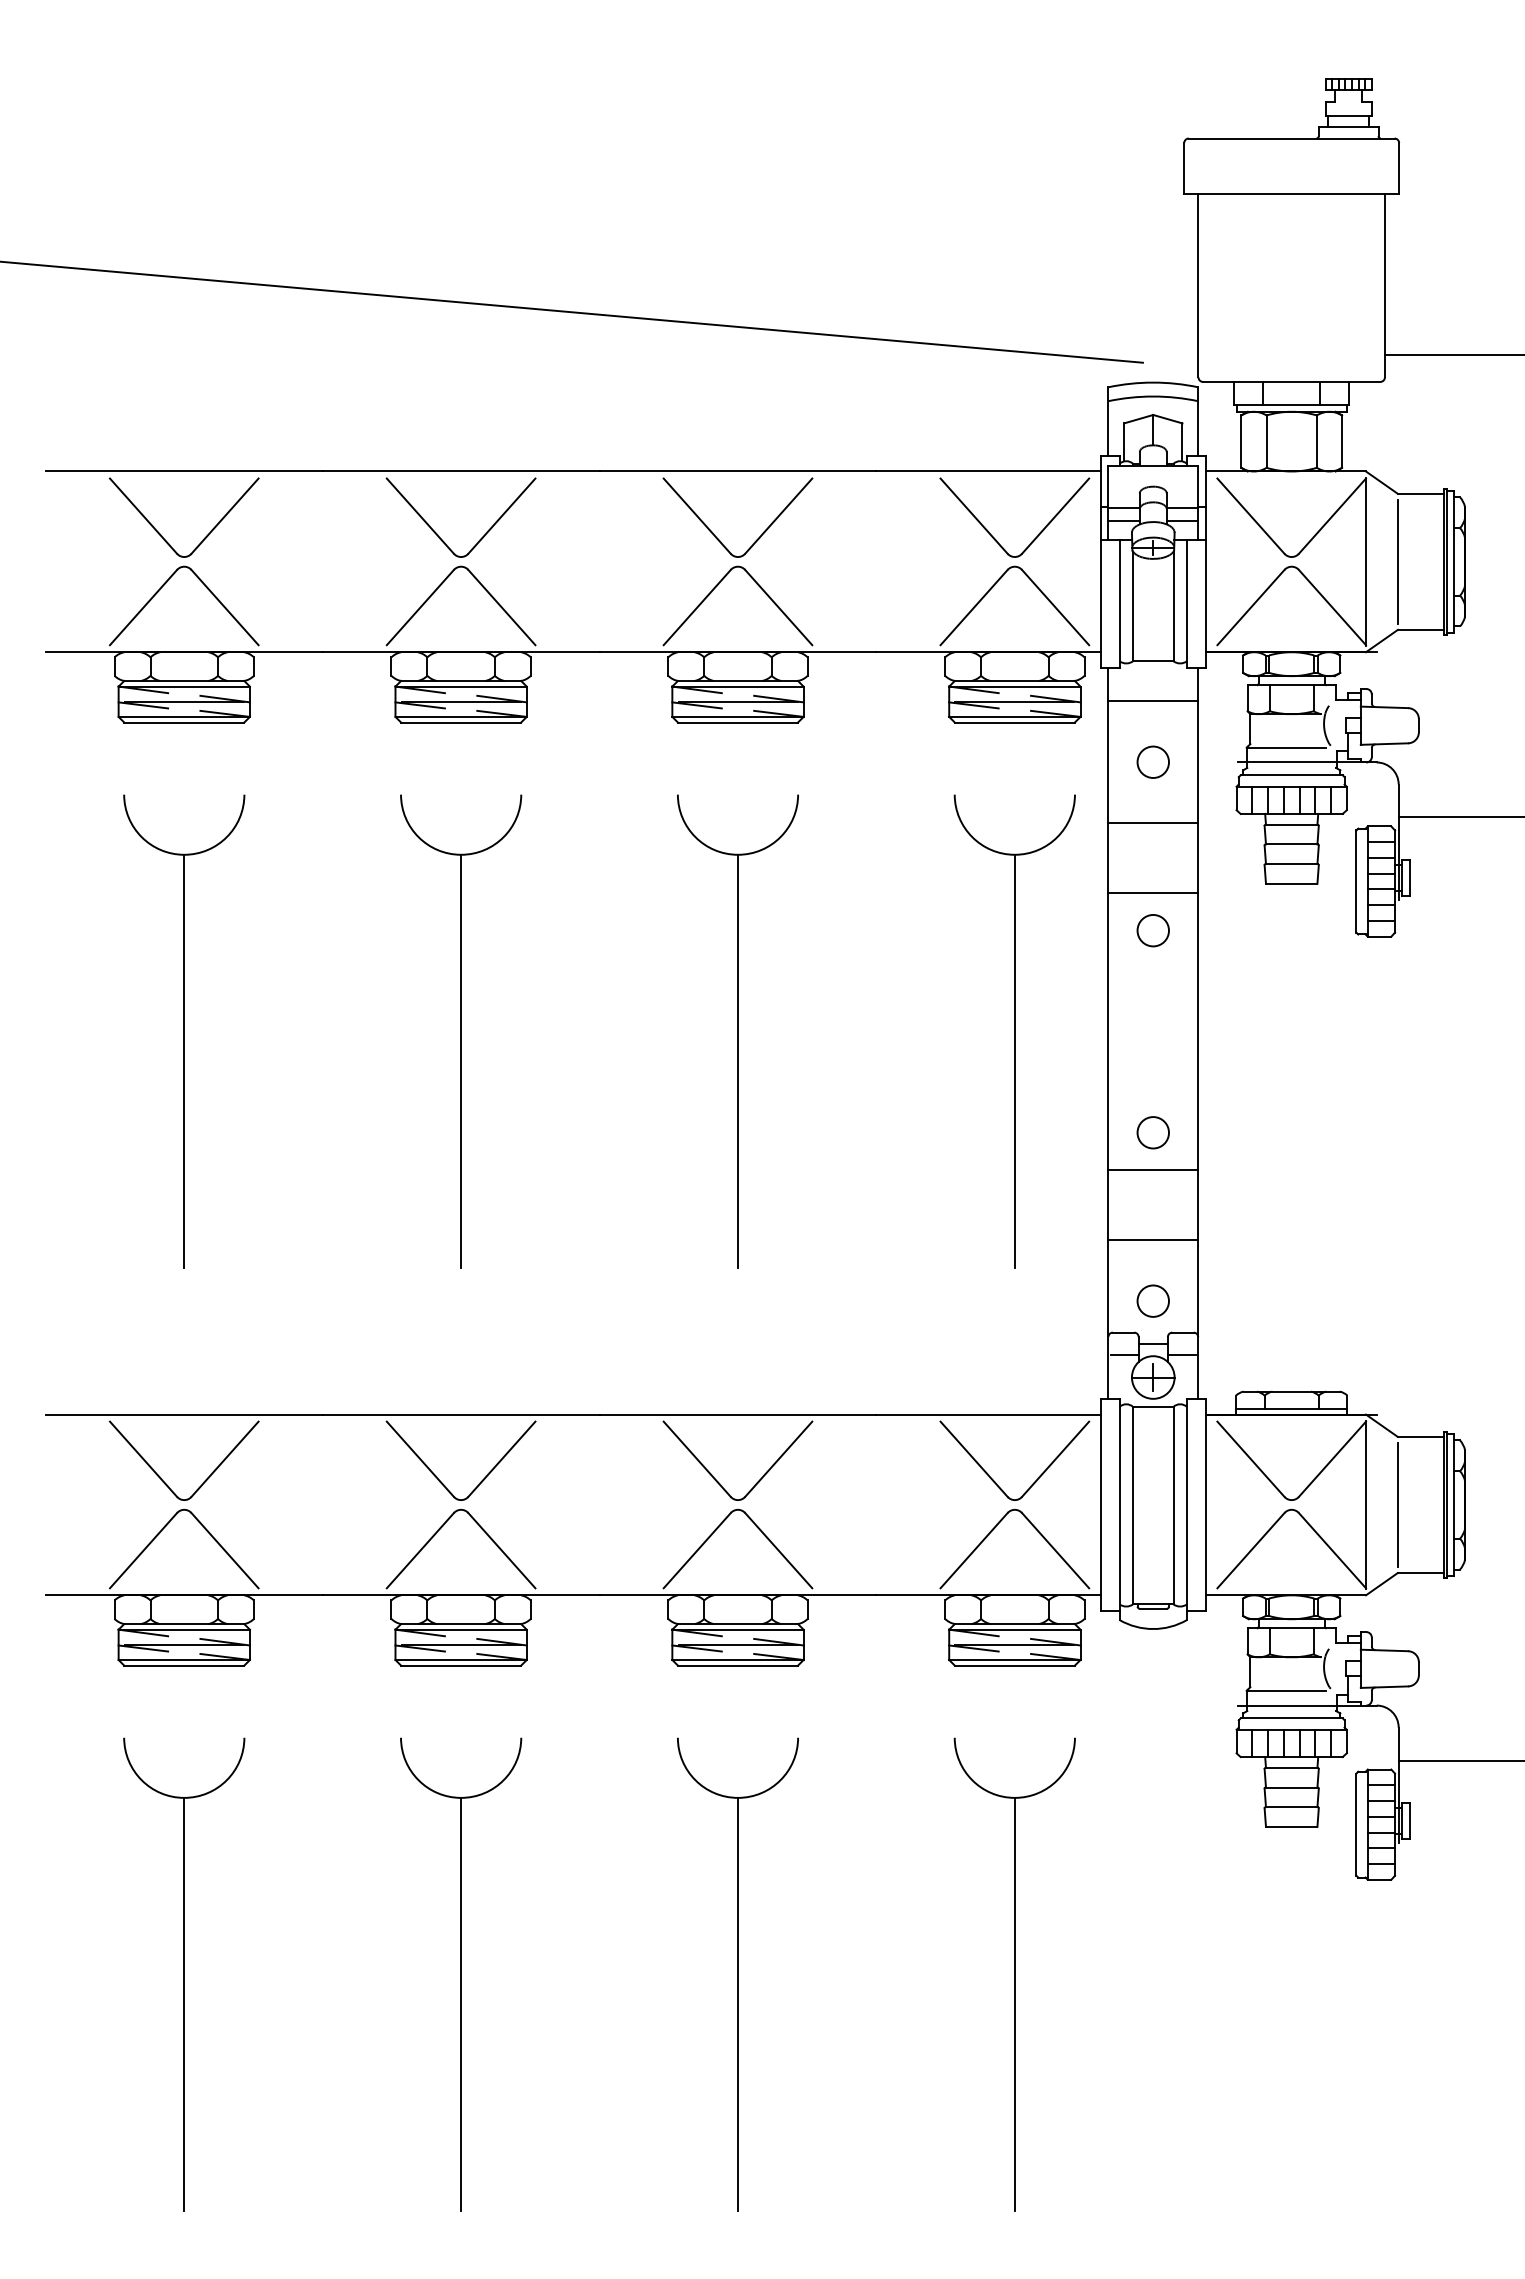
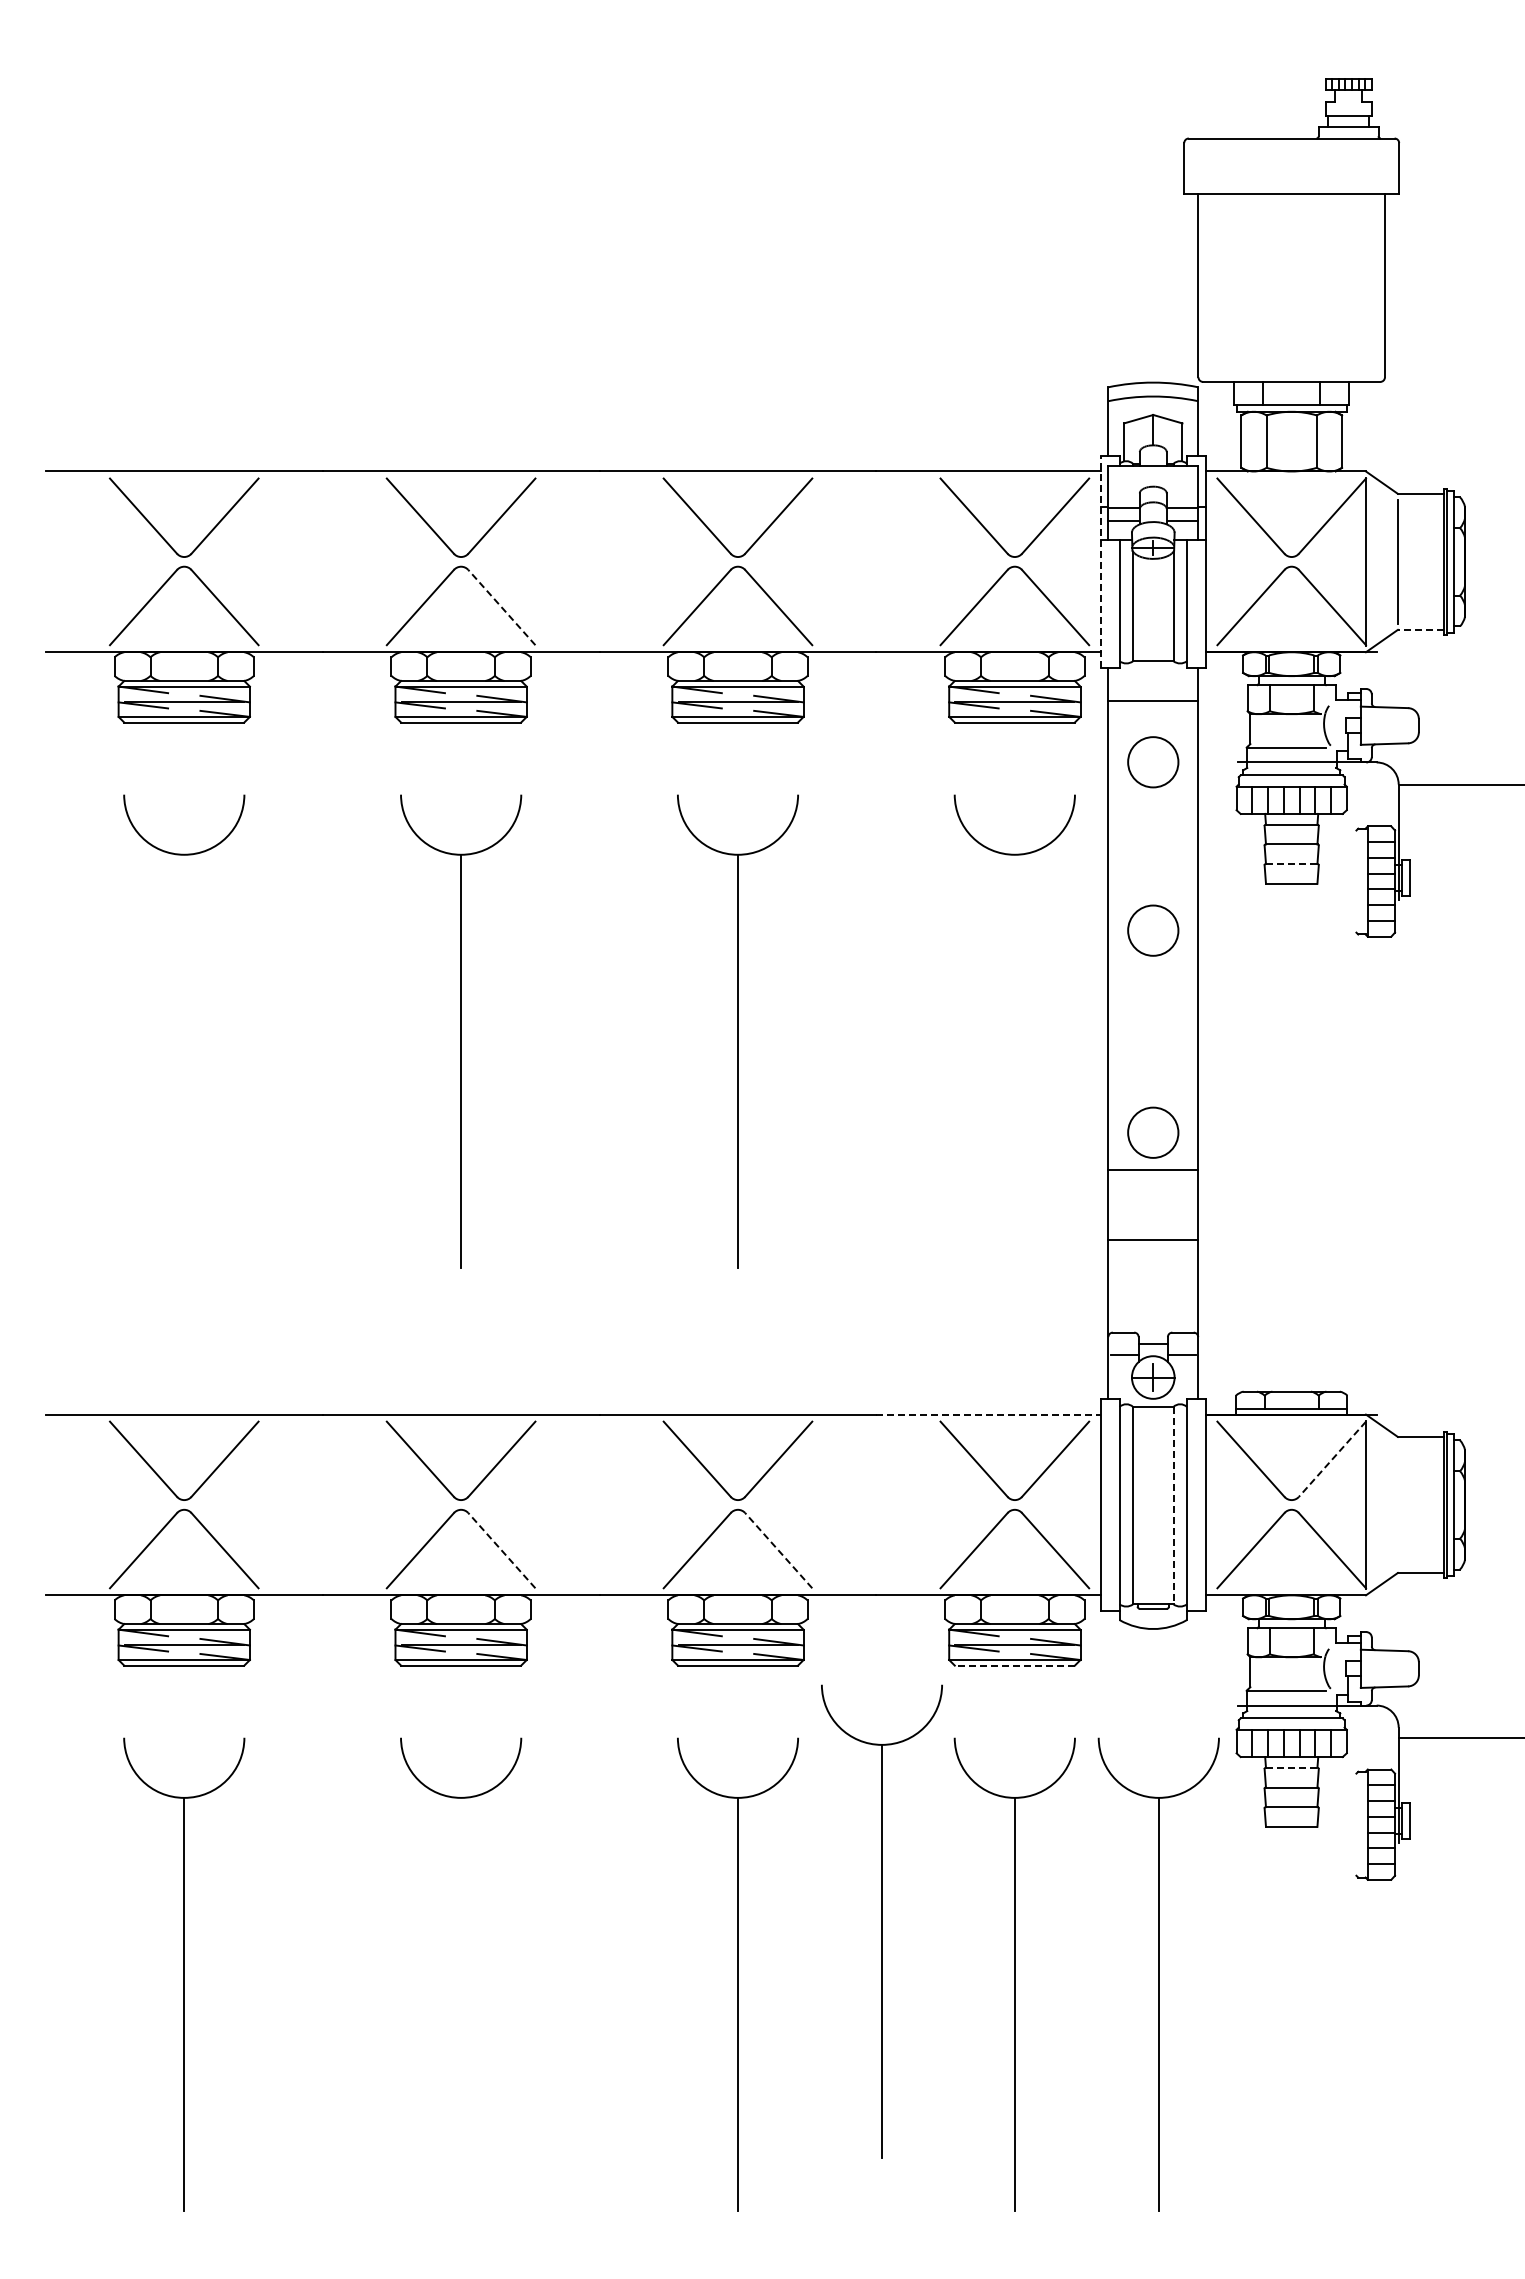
line: present -> none (572, 311)
line: present -> none (1452, 355)
line: solid -> dashed (1100, 561)
line: solid -> dashed (501, 607)
line: solid -> dashed (1420, 629)
circle diameter: 31 px -> 50 px (1153, 762)
line position: (1459, 817) -> (1459, 785) (1459, 785)
line: present -> none (1153, 823)
line: solid -> dashed (1292, 864)
line: present -> none (1356, 881)
line: present -> none (1153, 893)
circle diameter: 31 px -> 50 px (1153, 930)
line: present -> none (184, 1060)
line: present -> none (1014, 1060)
circle diameter: 31 px -> 50 px (1153, 1132)
circle: present -> none (1152, 1300)
line: solid -> dashed (988, 1414)
line: solid -> dashed (1332, 1459)
line: present -> none (1397, 1504)
line: solid -> dashed (1173, 1505)
line: solid -> dashed (501, 1550)
line: solid -> dashed (778, 1550)
line: solid -> dashed (1014, 1665)
line position: (1459, 1760) -> (1459, 1737) (1459, 1737)
line: solid -> dashed (1292, 1767)
line: present -> none (1356, 1824)
part: none -> present (881, 1921)
part: none -> present (1158, 1974)
line: present -> none (461, 2003)
